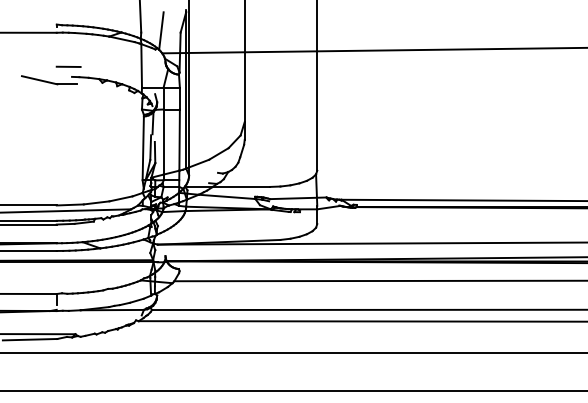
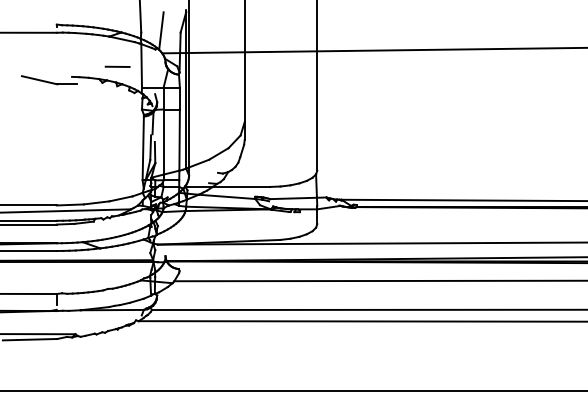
line position: (68, 66) -> (117, 66) (117, 66)
line: present -> none (293, 352)
